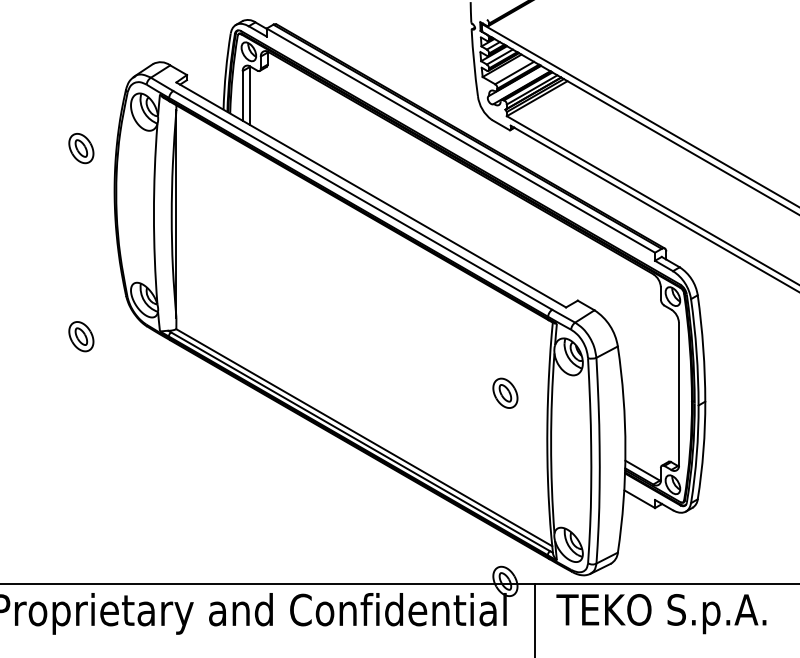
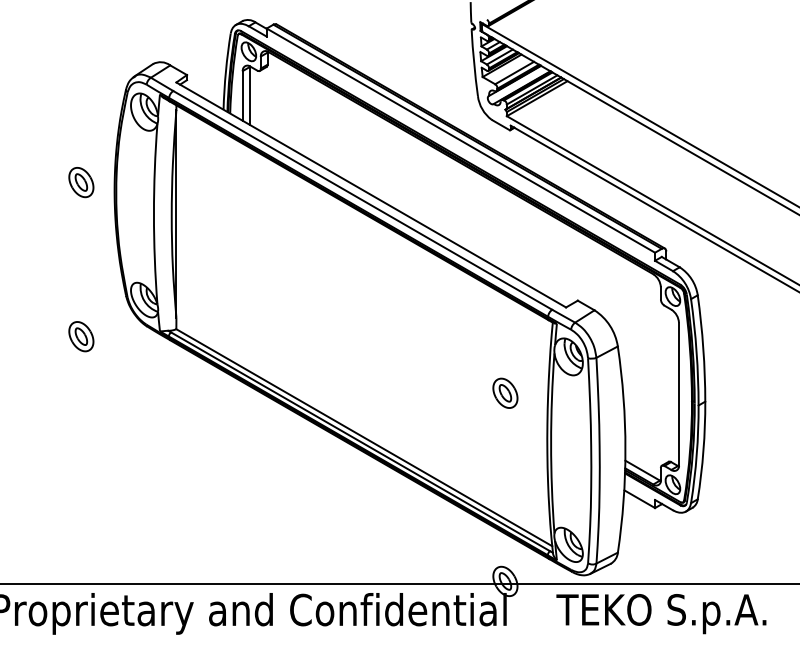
part position: (81, 148) -> (81, 182) (81, 182)
line: present -> none (535, 618)
